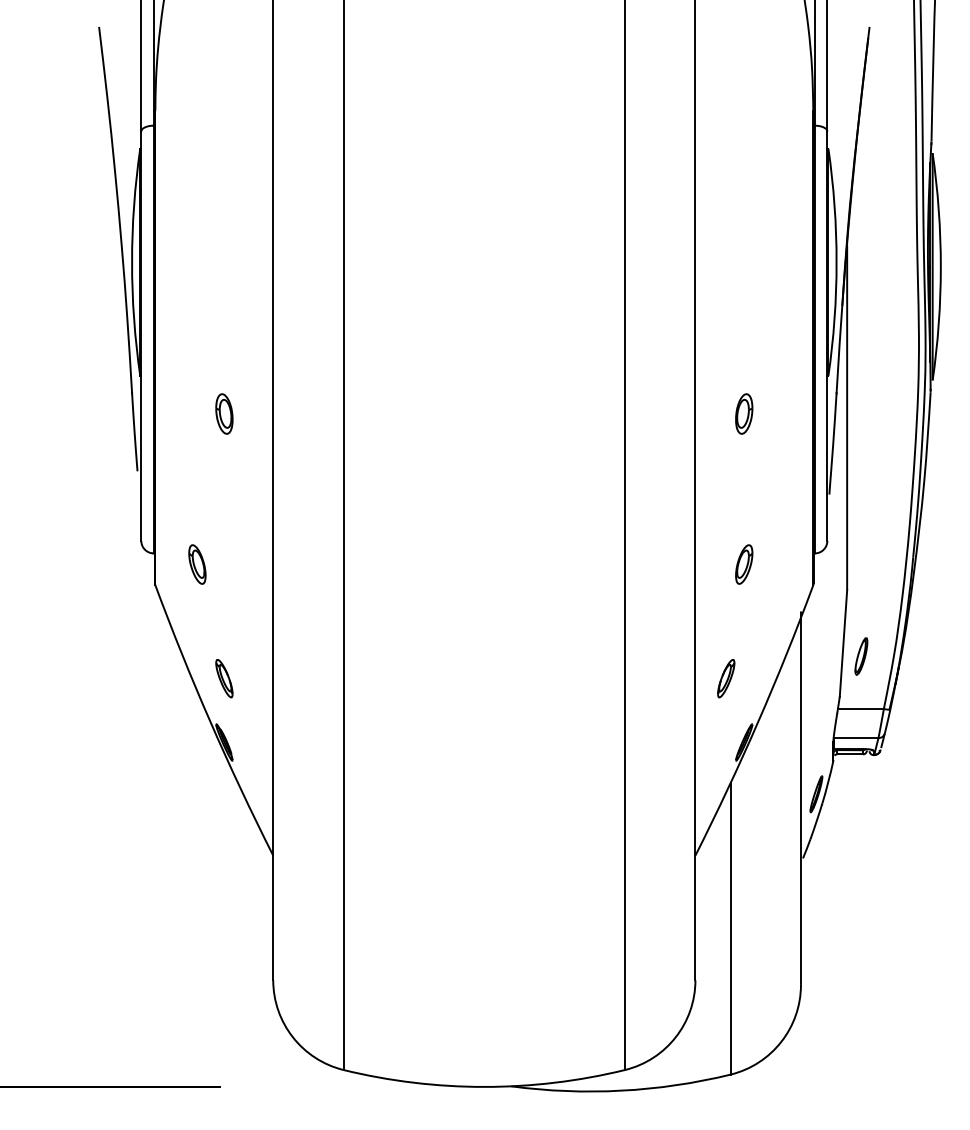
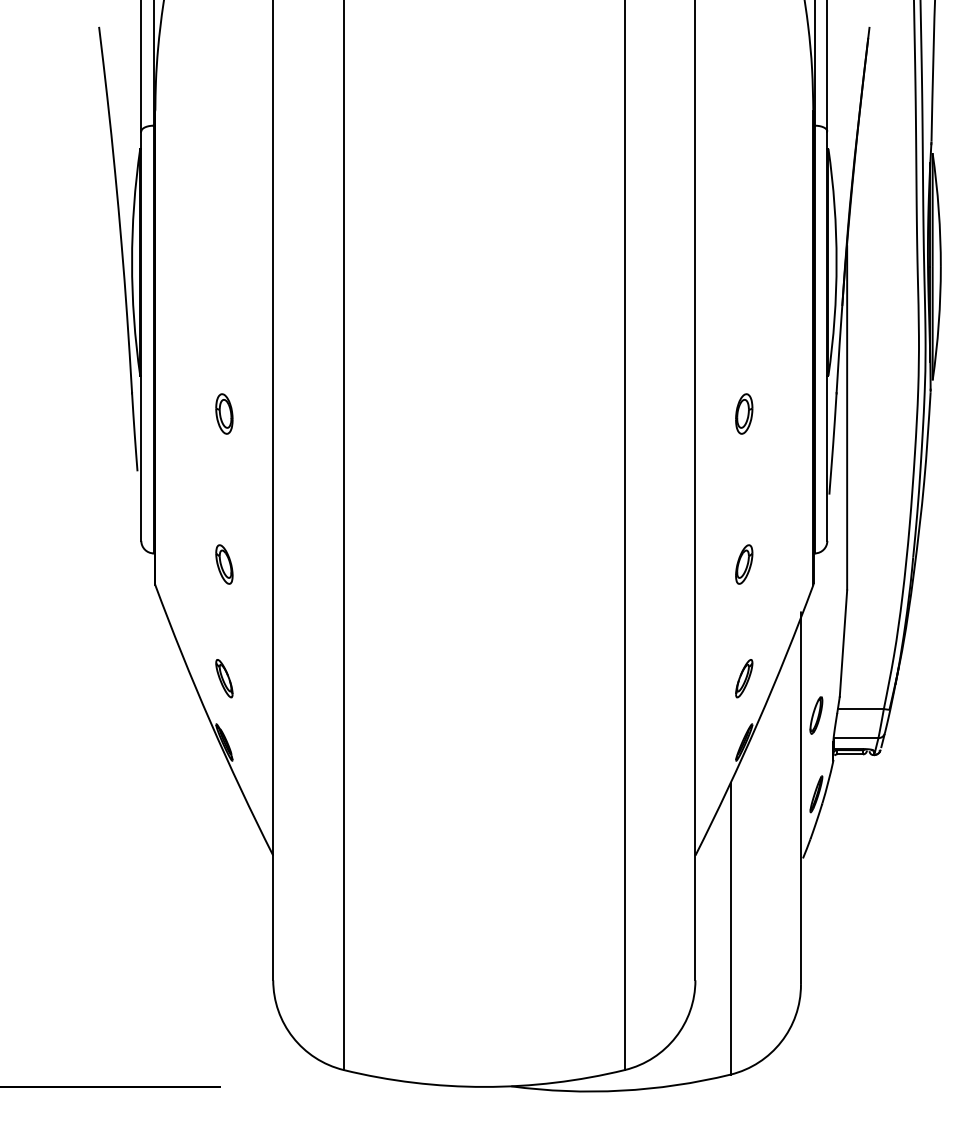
part position: (197, 564) -> (224, 564) (224, 564)
part position: (861, 656) -> (816, 715) (816, 715)
part position: (726, 678) -> (744, 678) (744, 678)
